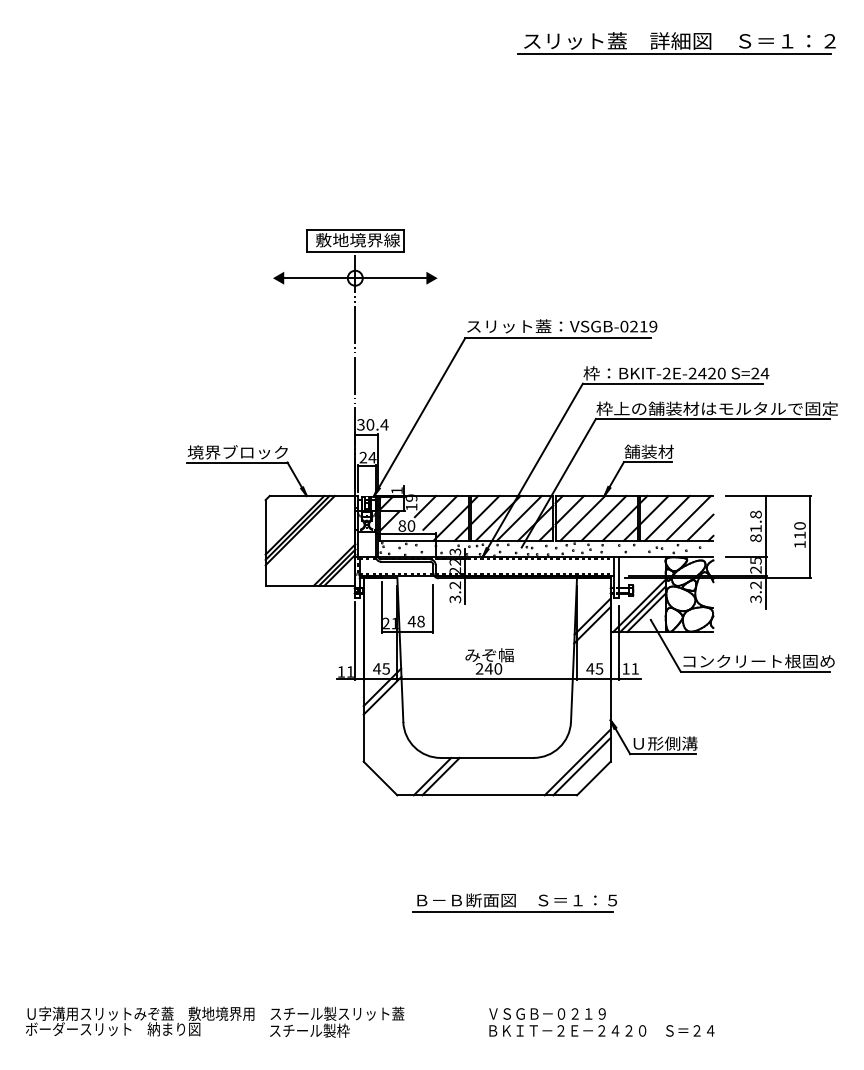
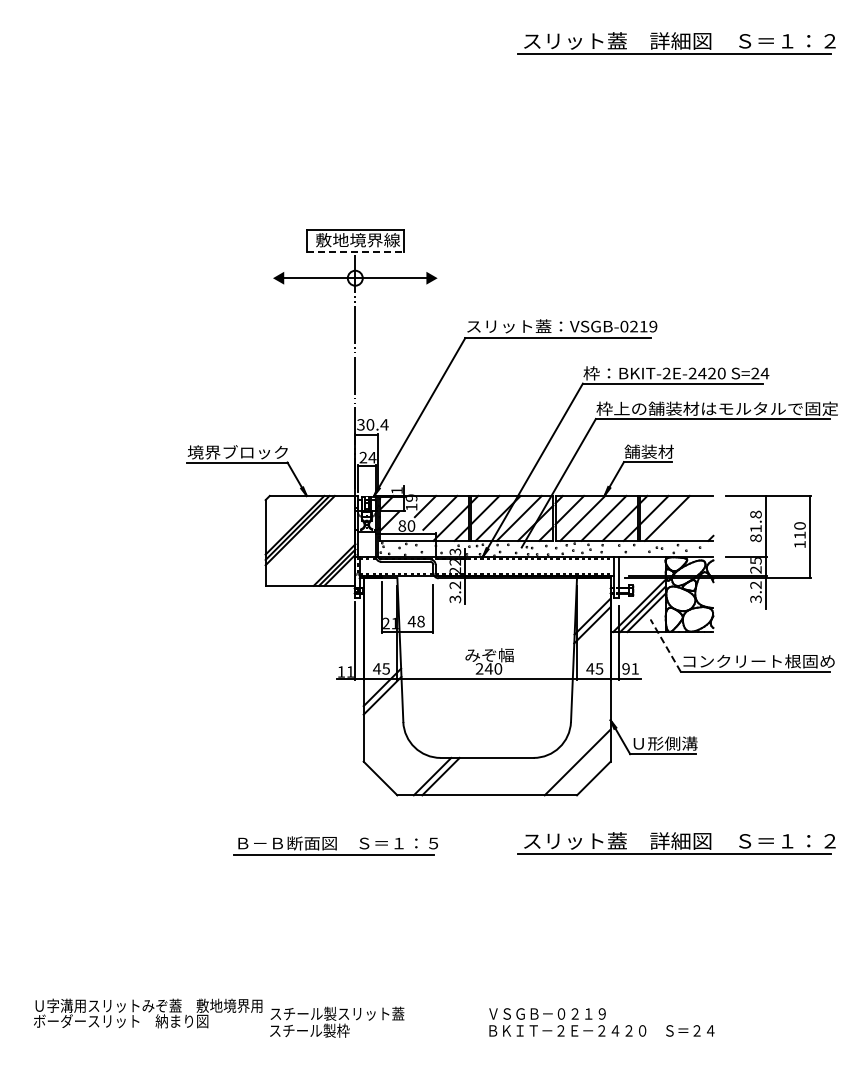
line: solid -> dashed (355, 252)
line: present -> none (688, 517)
line: present -> none (700, 527)
line: solid -> dashed (665, 645)
text: 11 -> 91 (625, 668)
line: present -> none (581, 766)
part: none -> present (676, 843)
part position: (514, 902) -> (335, 845) (335, 845)
text position: (140, 1021) -> (148, 1013) (148, 1013)
